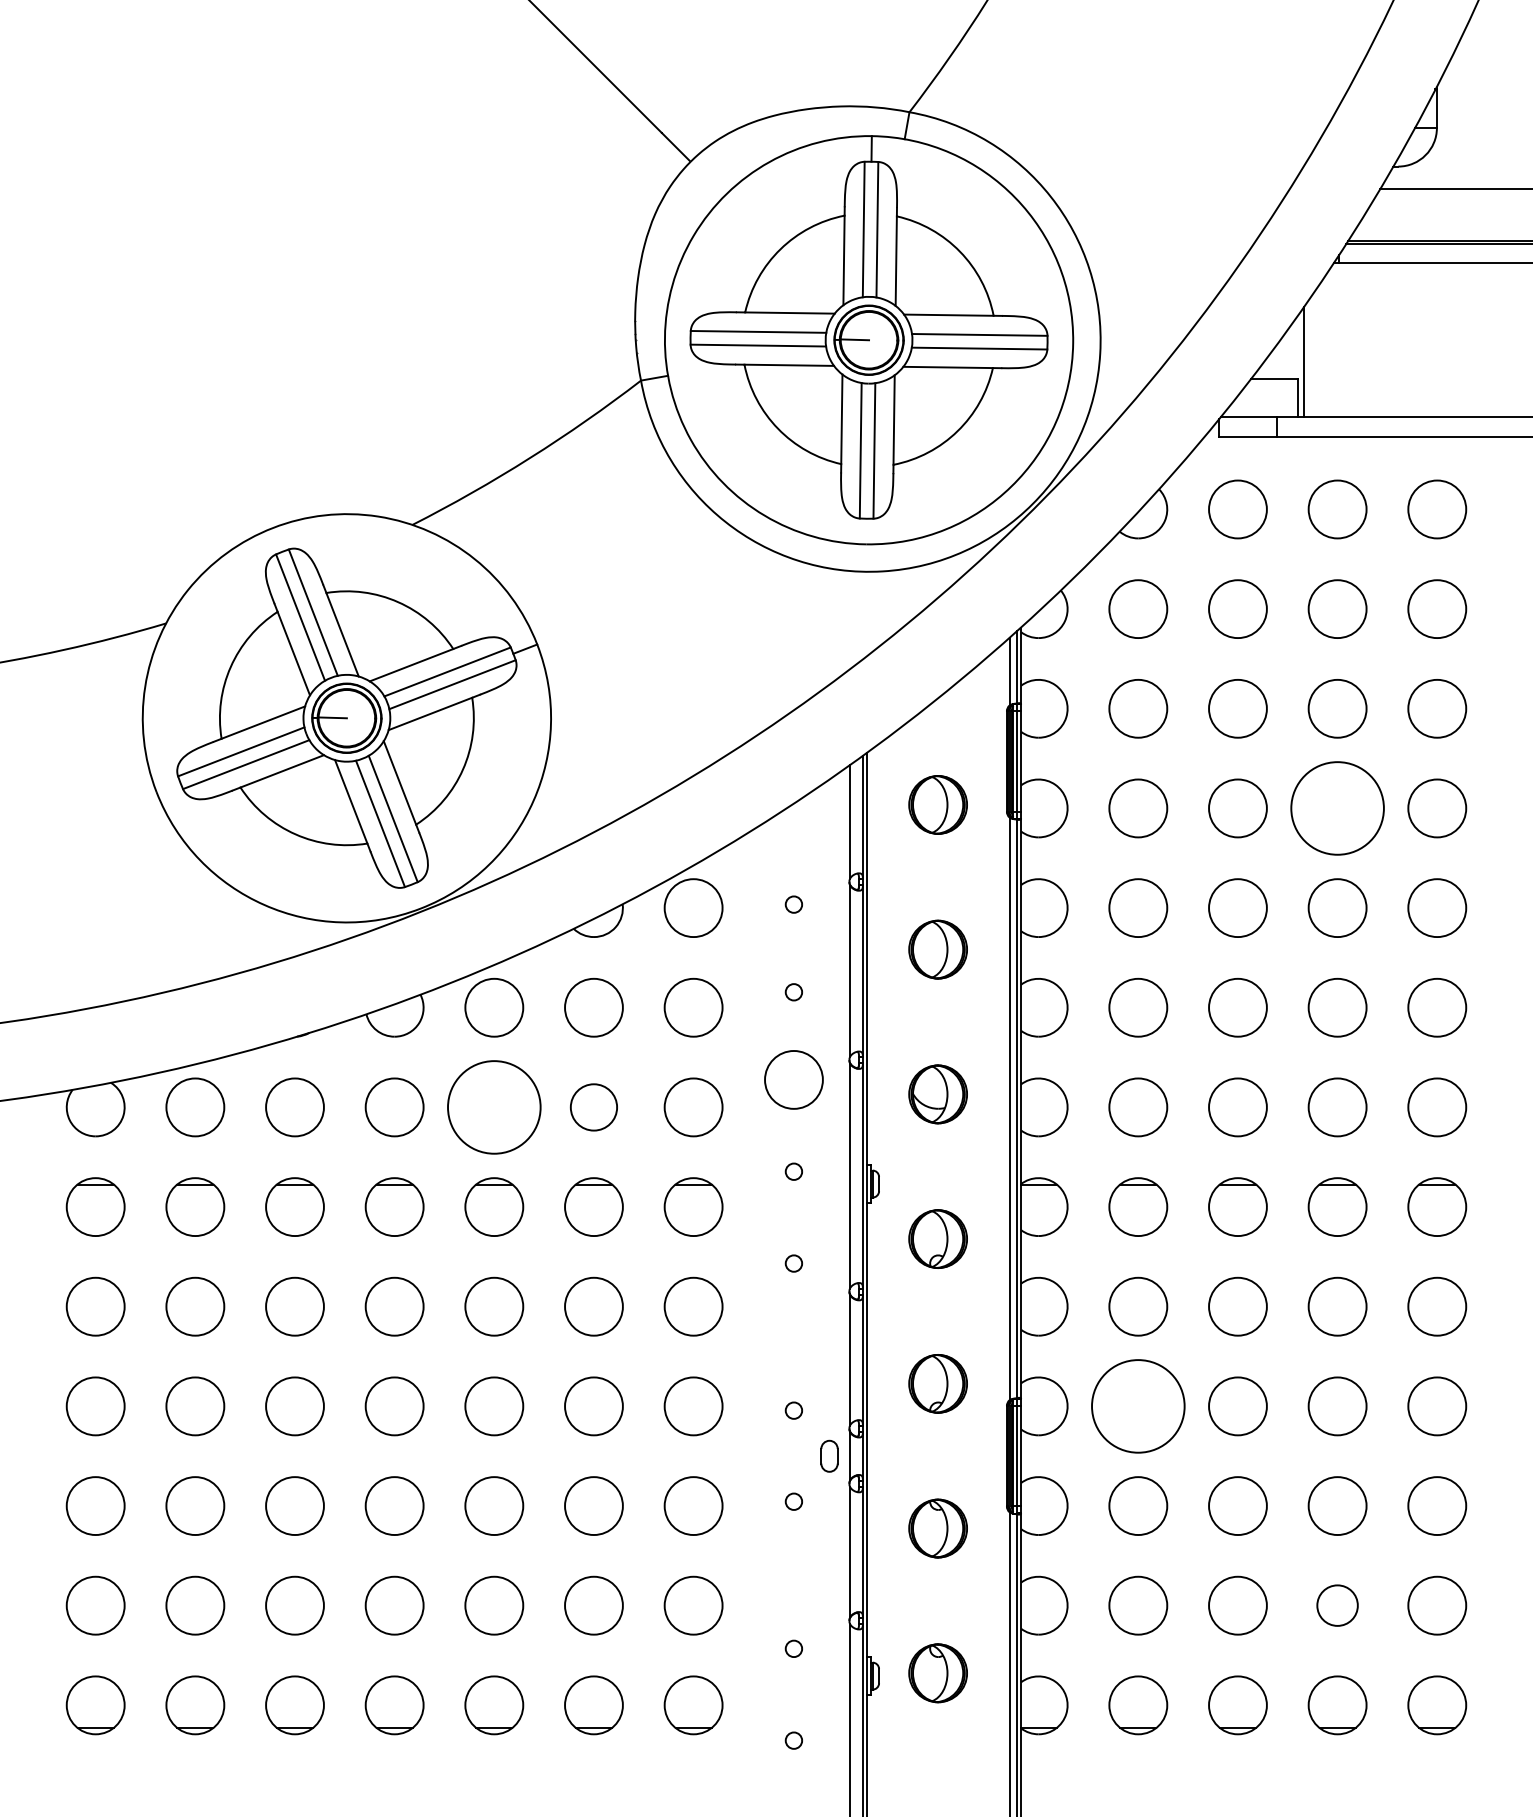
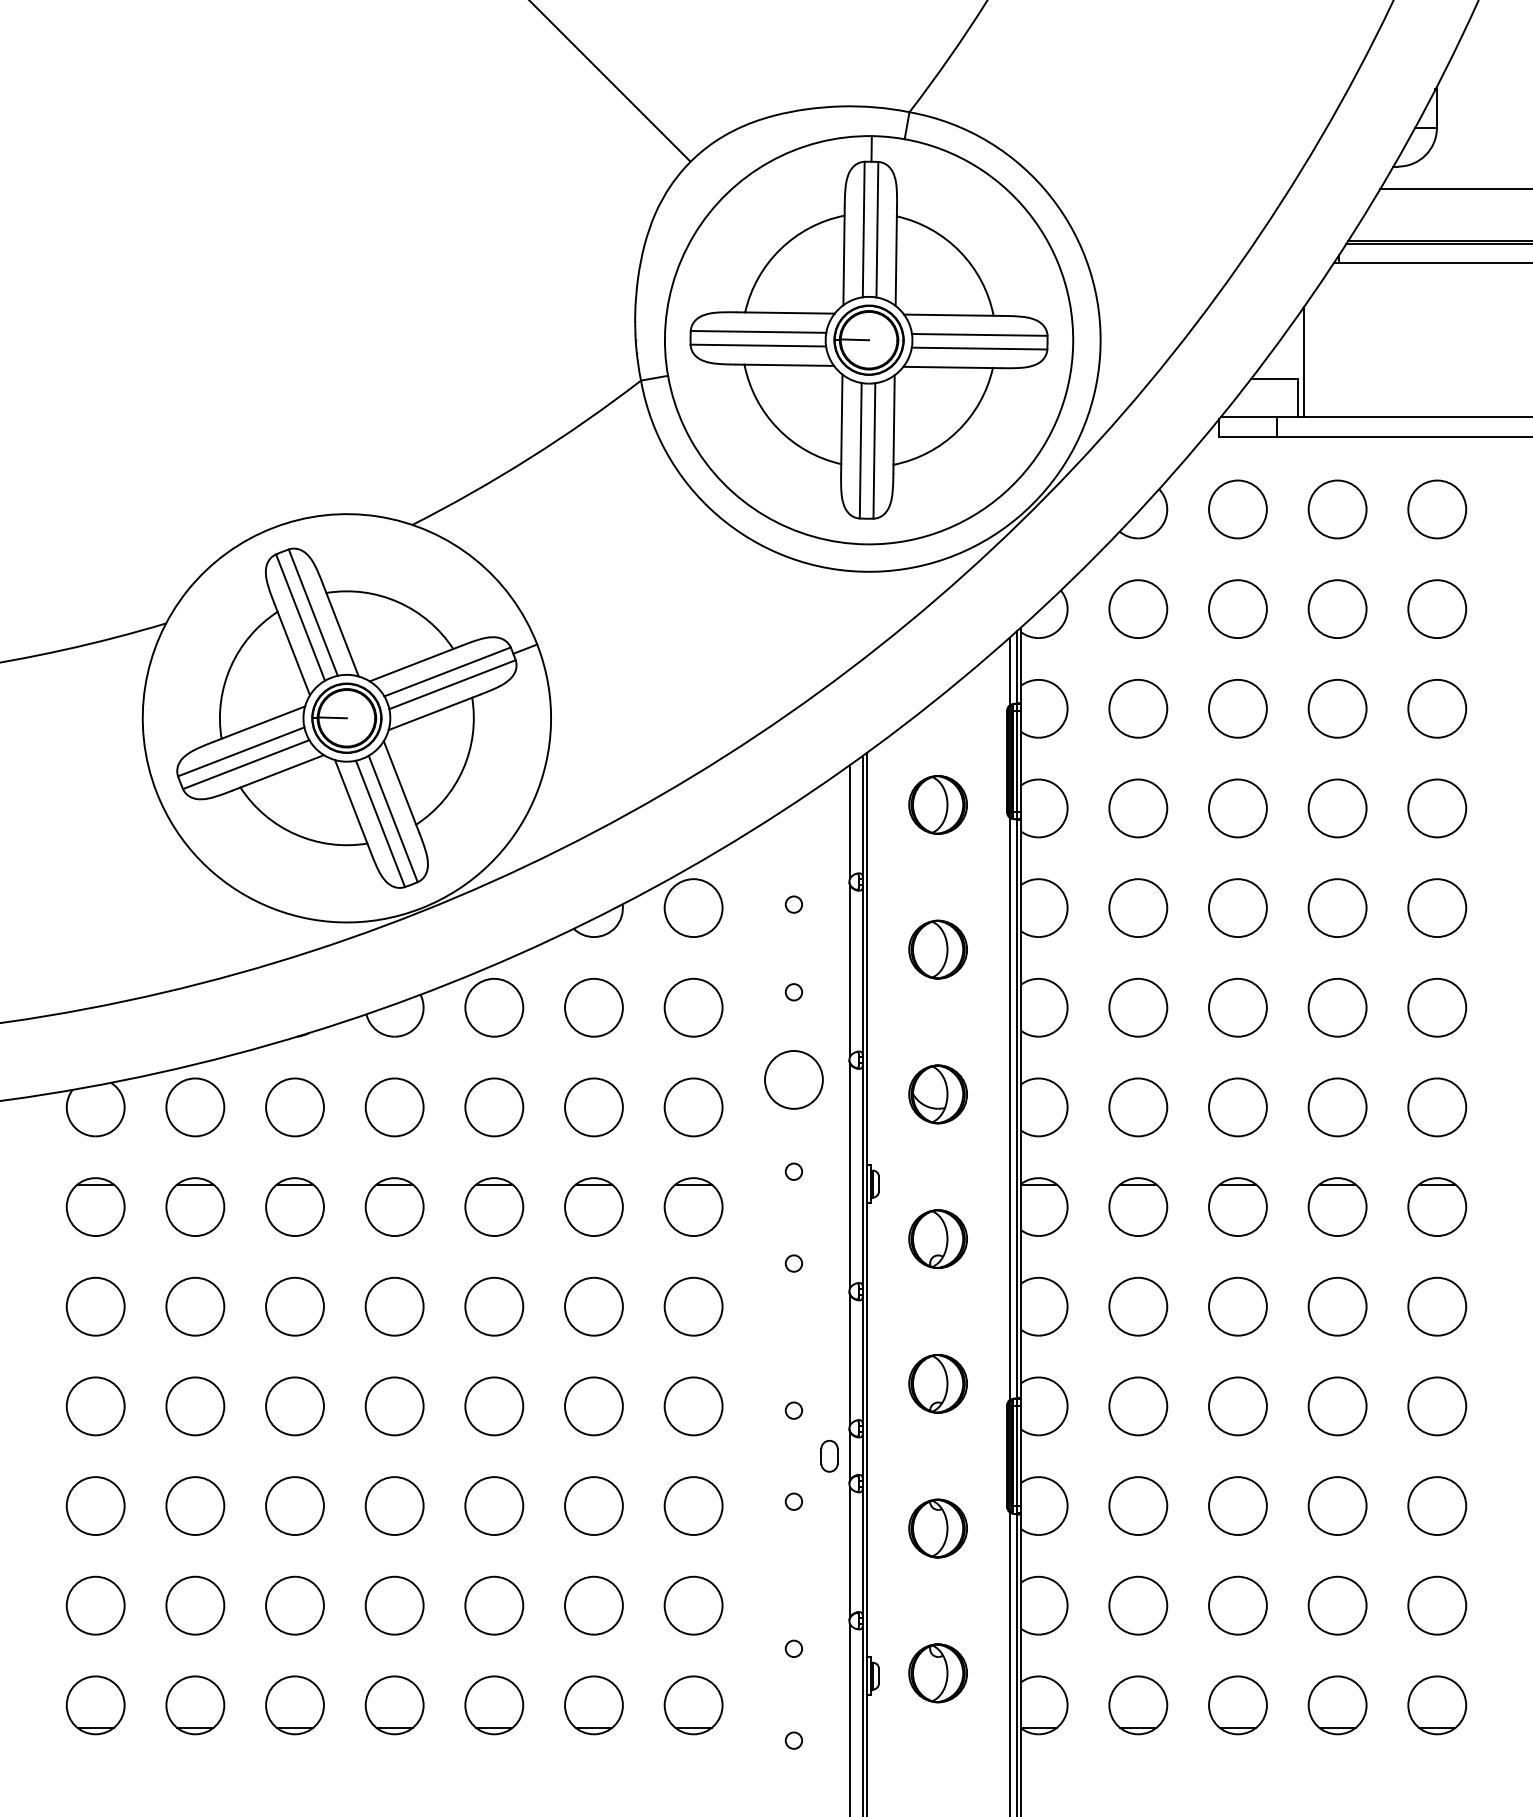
circle diameter: 93 px -> 58 px (1337, 808)
circle diameter: 93 px -> 58 px (494, 1107)
circle size: 49x49 px -> 60x61 px (593, 1107)
circle diameter: 93 px -> 58 px (1138, 1406)
circle size: 43x43 px -> 61x61 px (1337, 1605)
